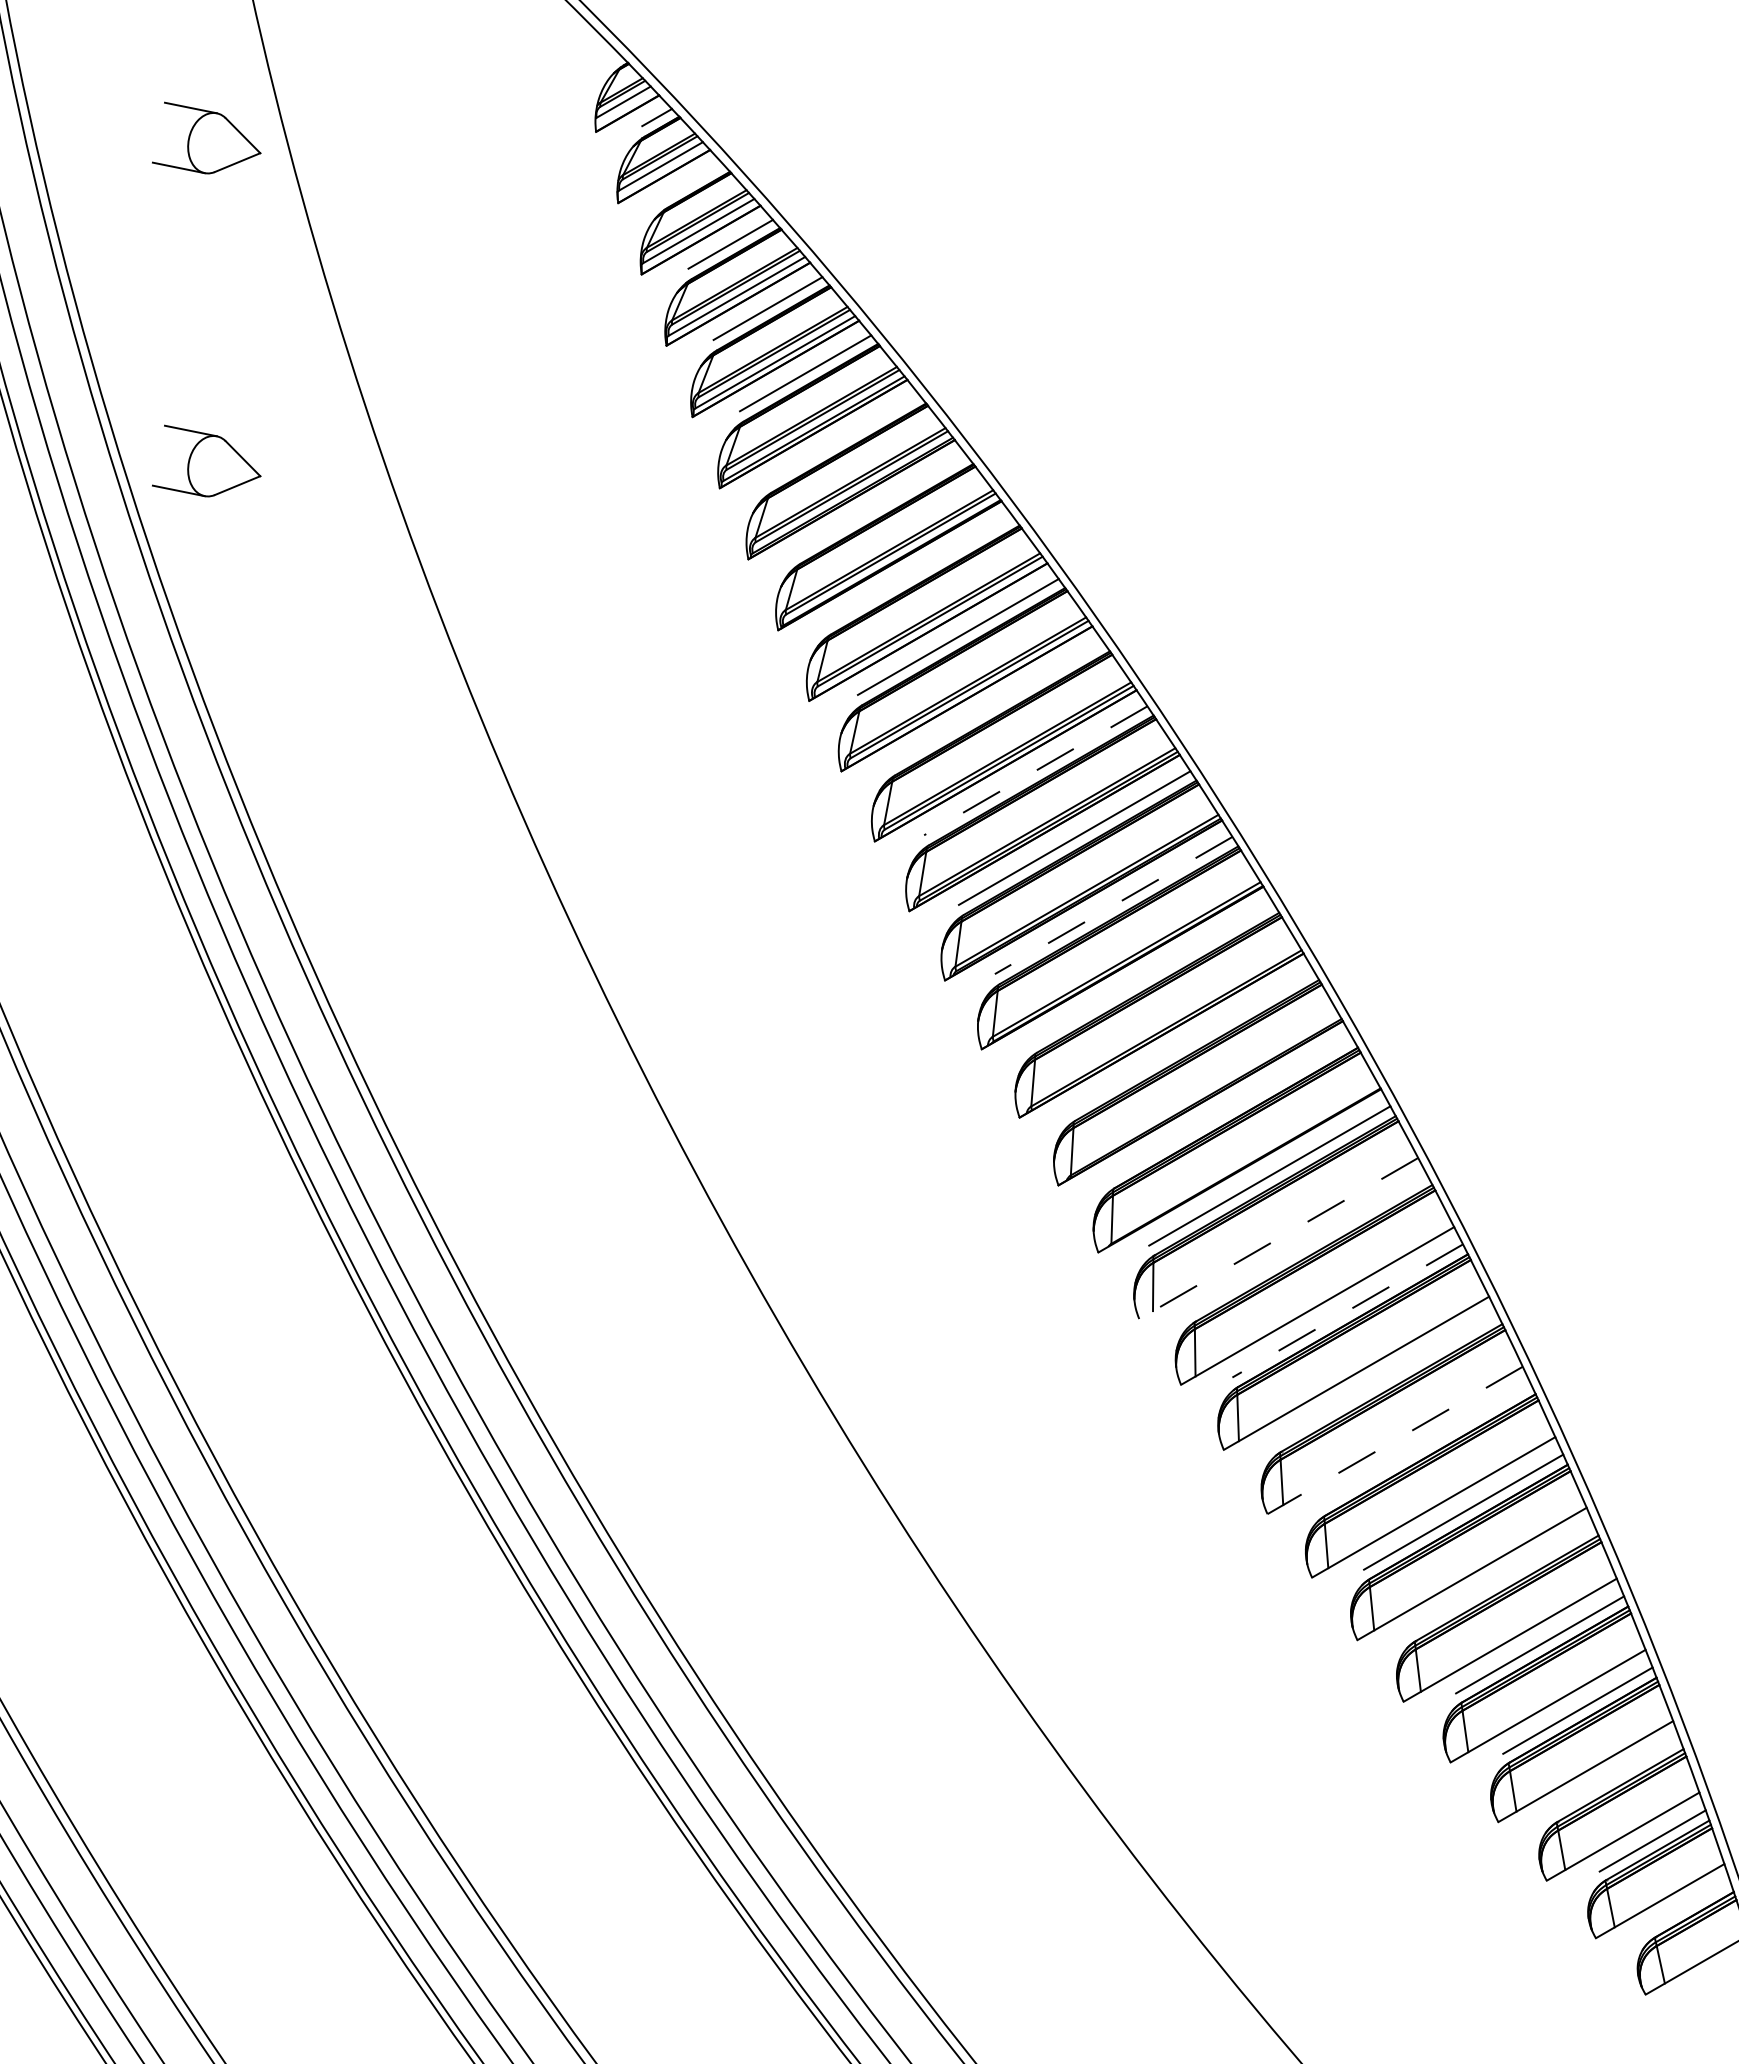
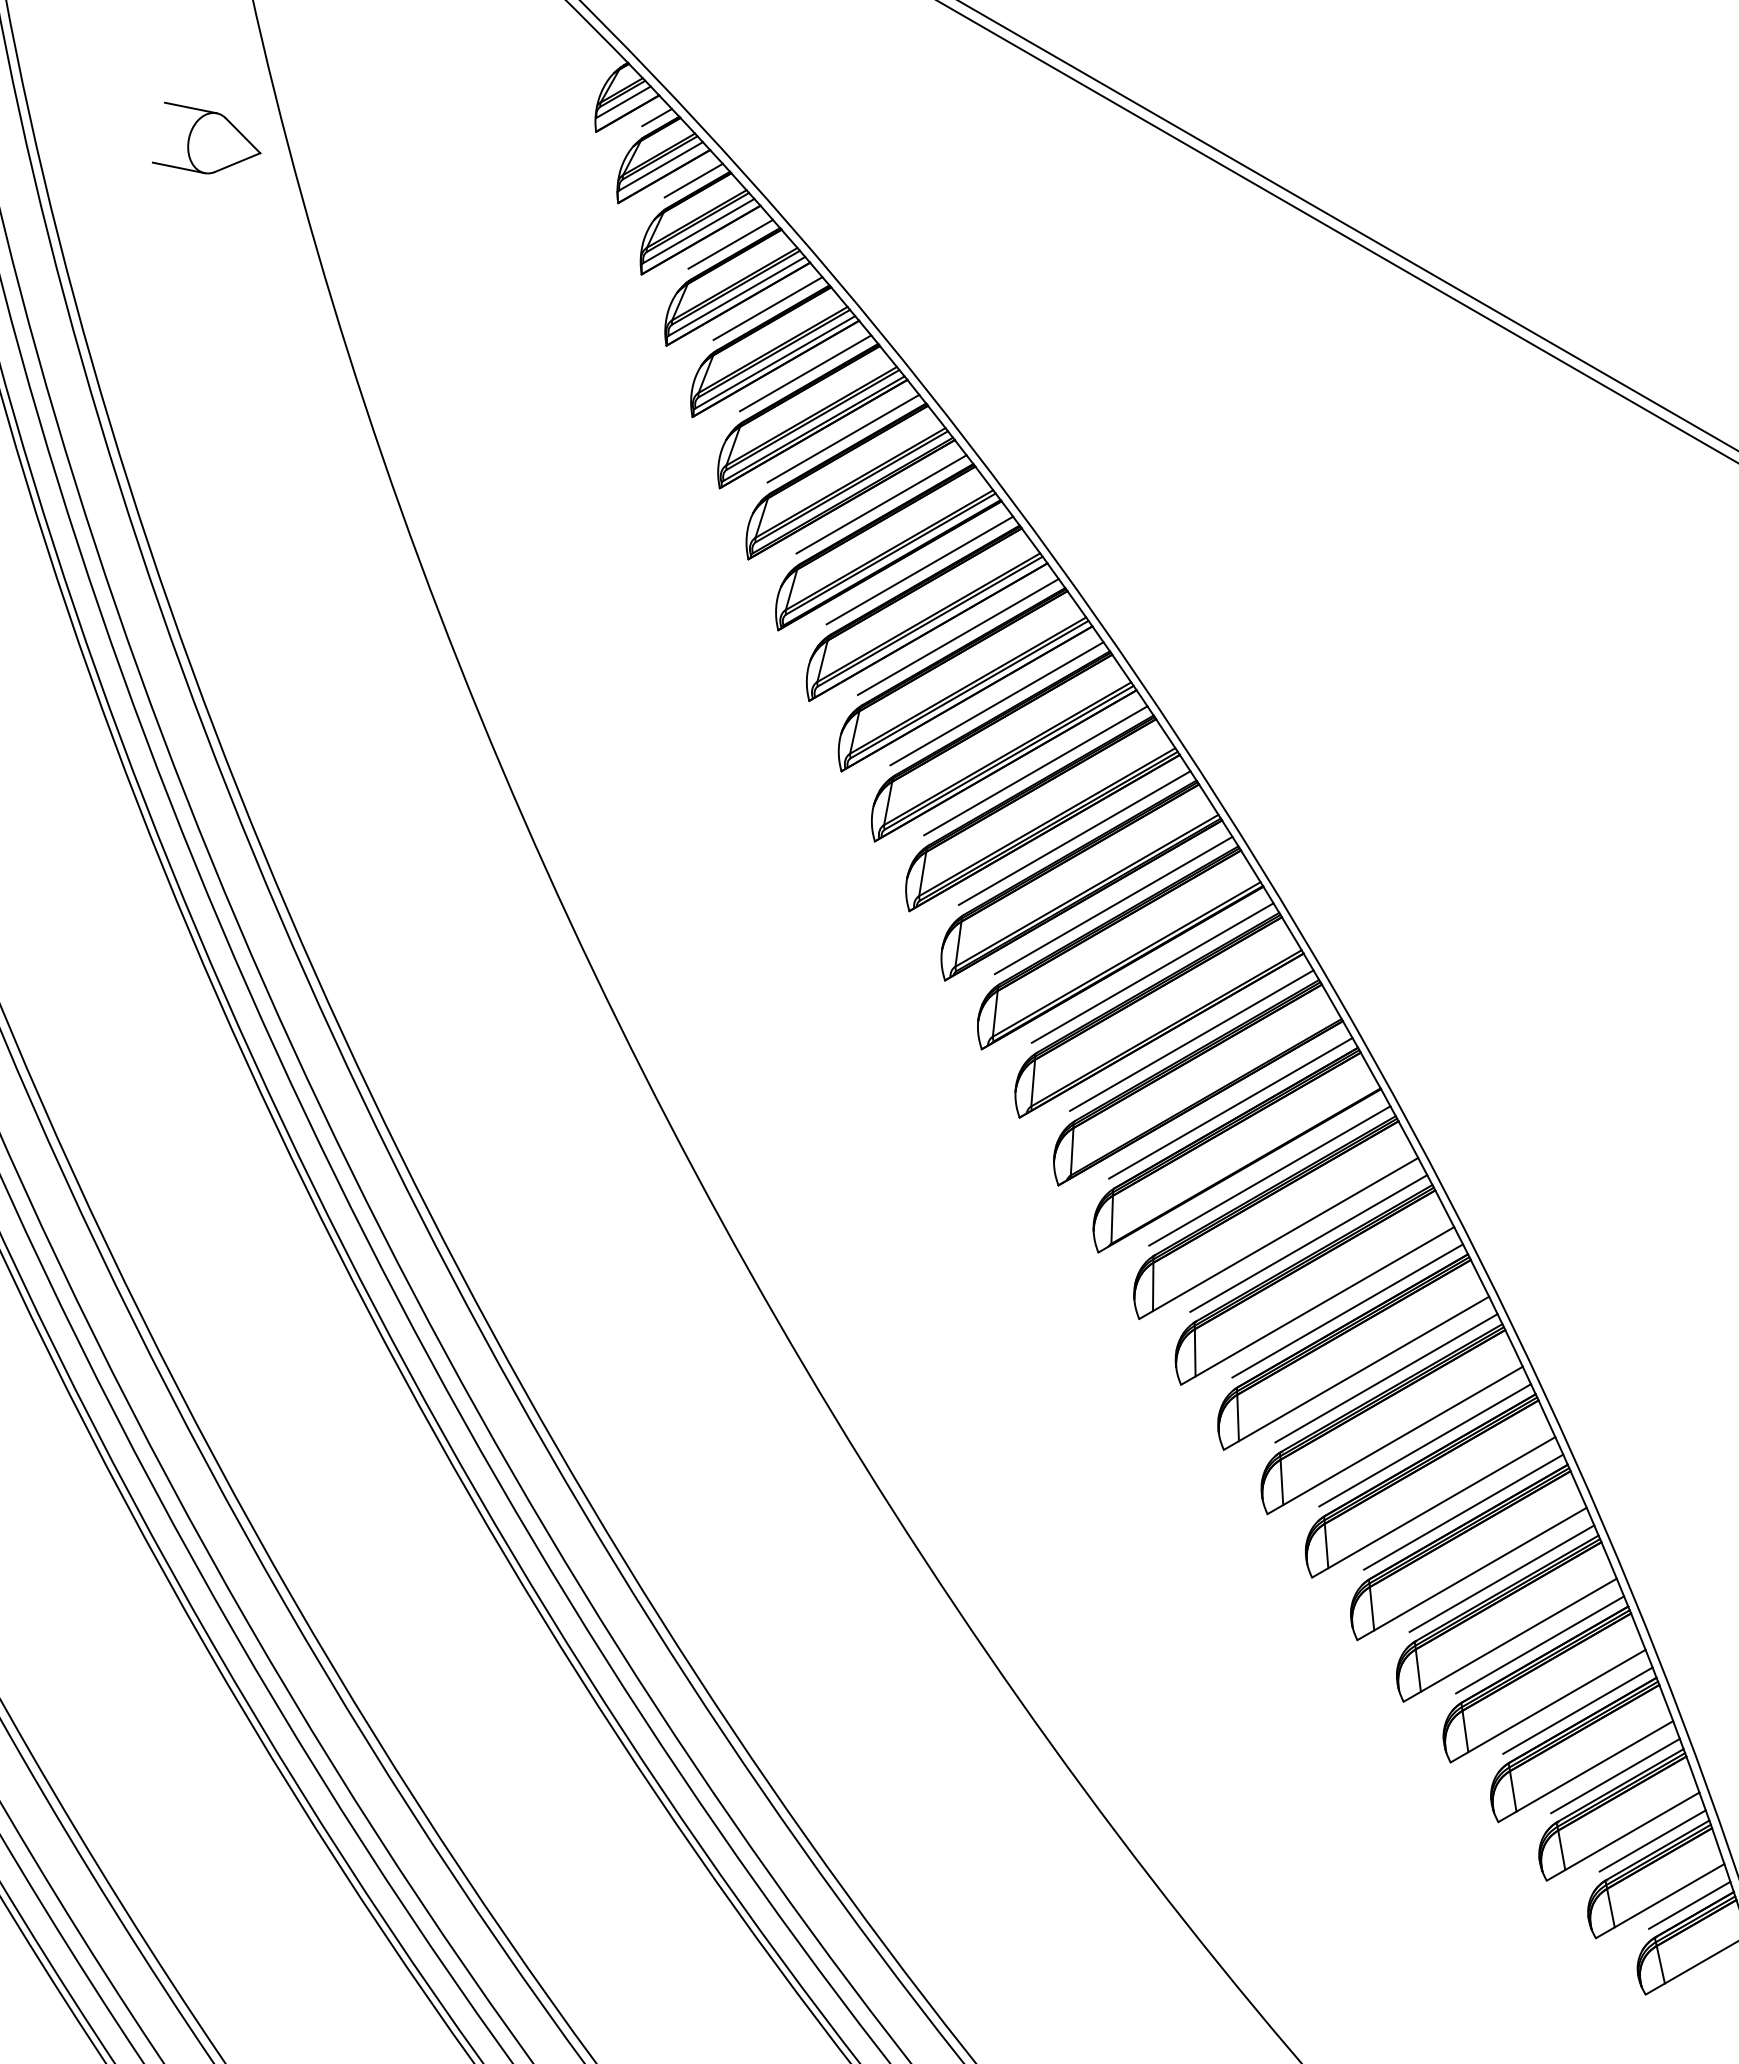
line: none -> present (693, 180)
line: none -> present (1347, 225)
line: none -> present (1337, 231)
line: none -> present (843, 438)
part: present -> none (206, 460)
line: none -> present (881, 504)
line: none -> present (919, 570)
line: none -> present (996, 703)
line: dashed -> solid (1035, 770)
line: dashed -> solid (1113, 905)
line: none -> present (1152, 972)
line: none -> present (1191, 1040)
line: none -> present (1230, 1108)
line: dashed -> solid (1278, 1238)
line: none -> present (1308, 1243)
line: dashed -> solid (1347, 1311)
line: none -> present (1386, 1378)
line: dashed -> solid (1394, 1440)
line: none -> present (1425, 1445)
line: none -> present (1501, 1578)
line: none -> present (1615, 1775)
line: none -> present (1689, 1904)
